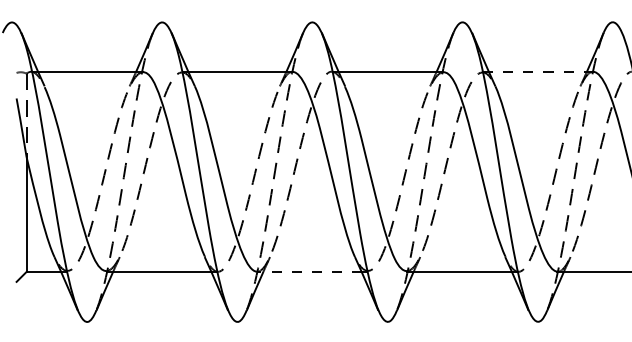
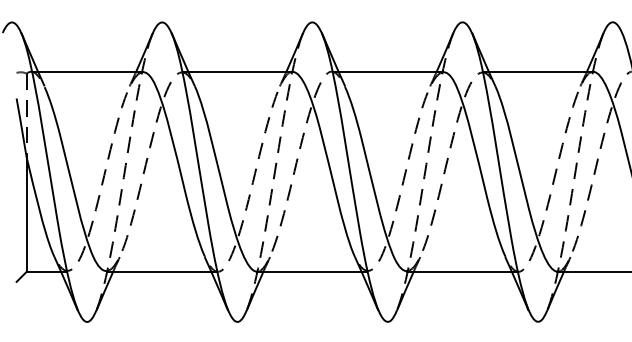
line: dashed -> solid (540, 71)
line: dashed -> solid (308, 271)
